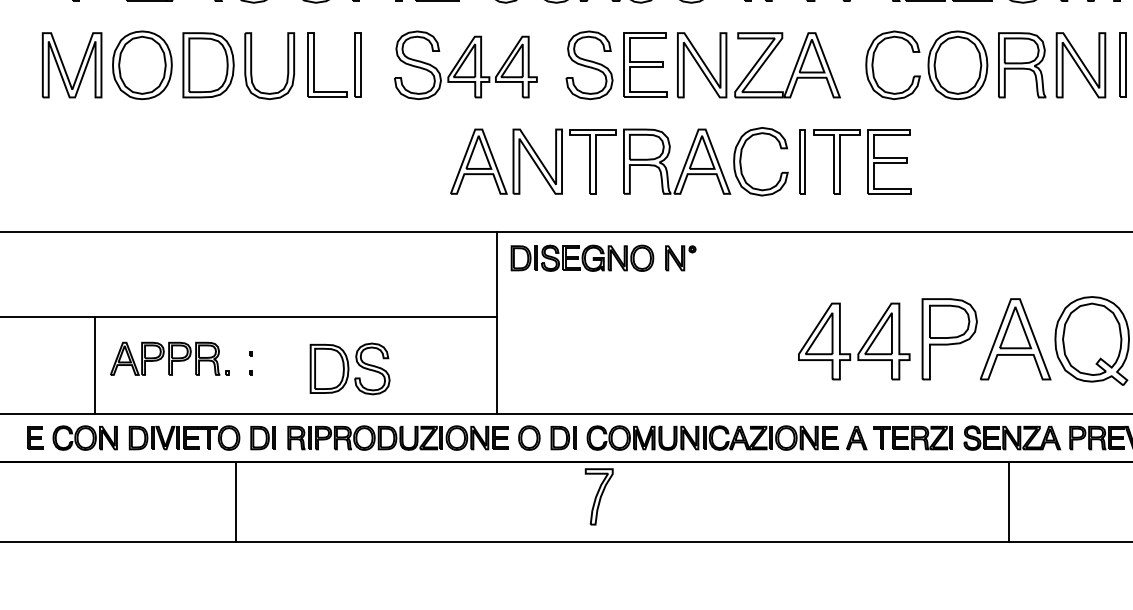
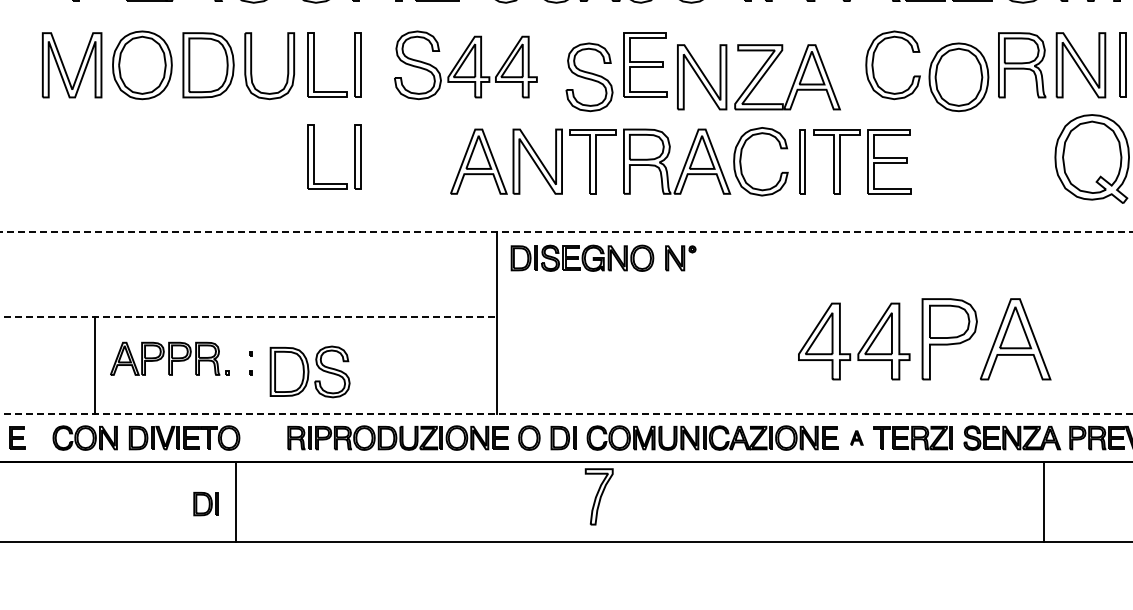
part position: (589, 65) -> (589, 77) (589, 77)
part position: (758, 65) -> (758, 77) (758, 77)
part position: (957, 65) -> (958, 77) (958, 77)
part: none -> present (314, 156)
line: solid -> dashed (566, 232)
line: solid -> dashed (248, 317)
part position: (1091, 340) -> (1091, 158) (1091, 158)
part position: (349, 368) -> (309, 371) (309, 371)
line: solid -> dashed (567, 413)
part position: (35, 437) -> (17, 437) (17, 437)
part position: (262, 437) -> (205, 503) (205, 503)
part size: 22x26 px -> 14x16 px (856, 437)
line position: (1008, 501) -> (1043, 501) (1043, 501)
